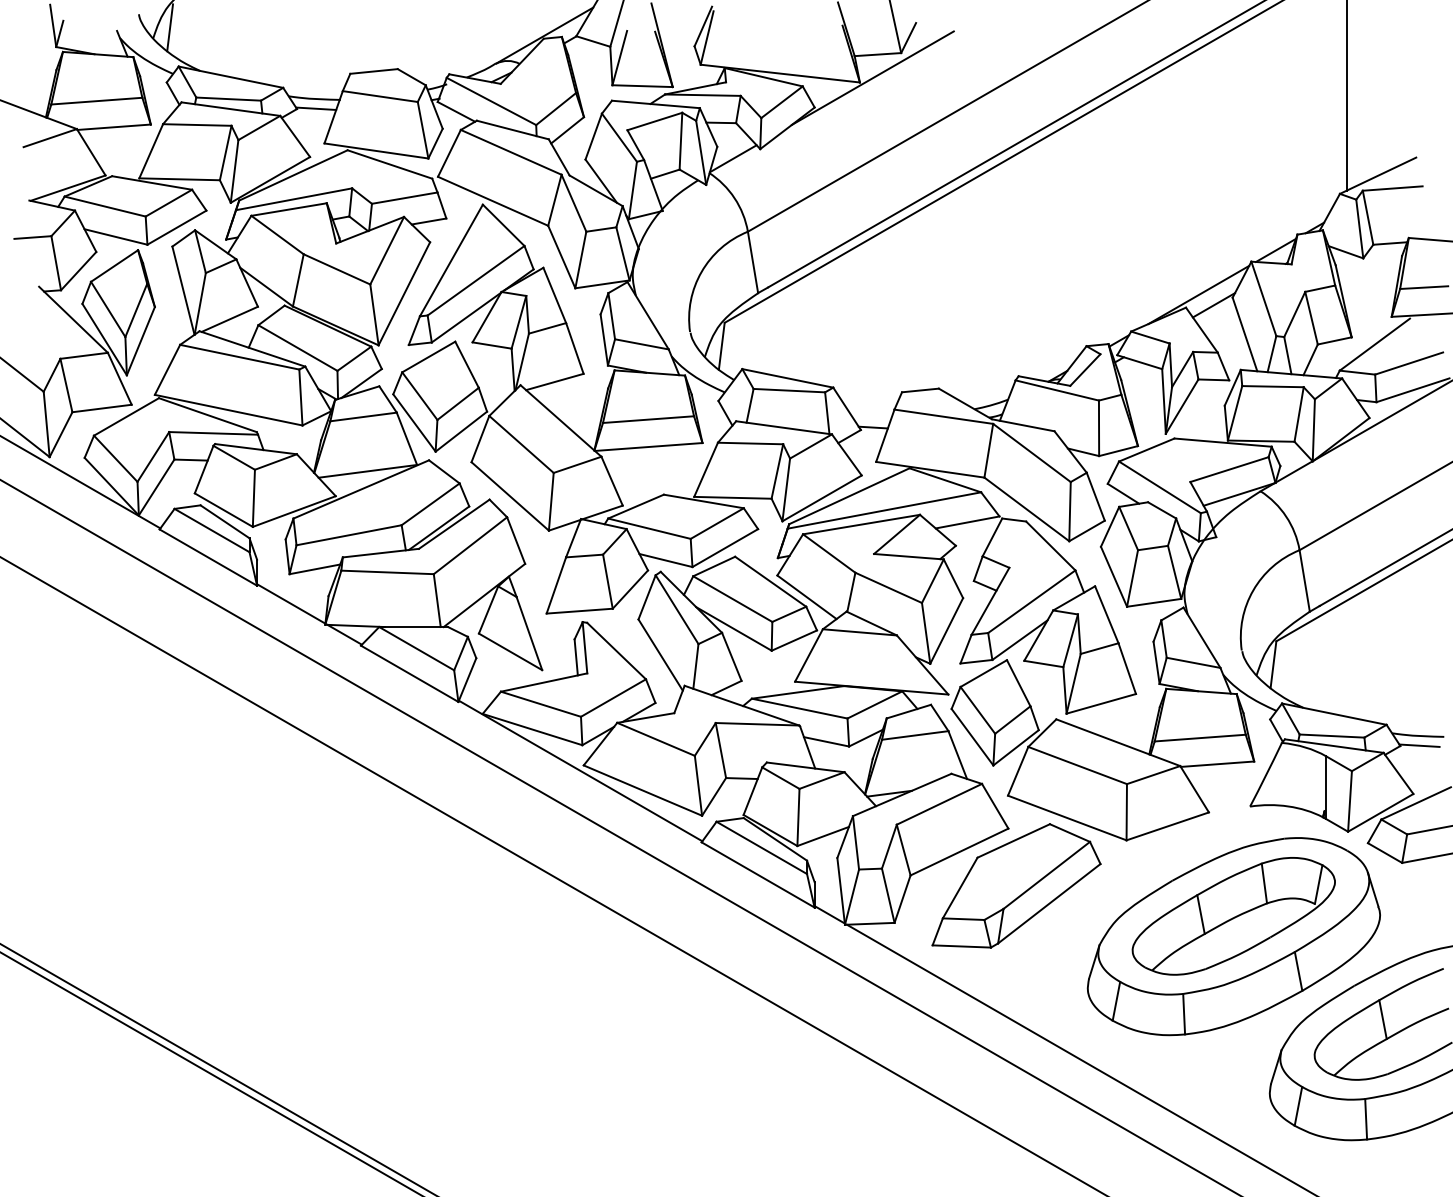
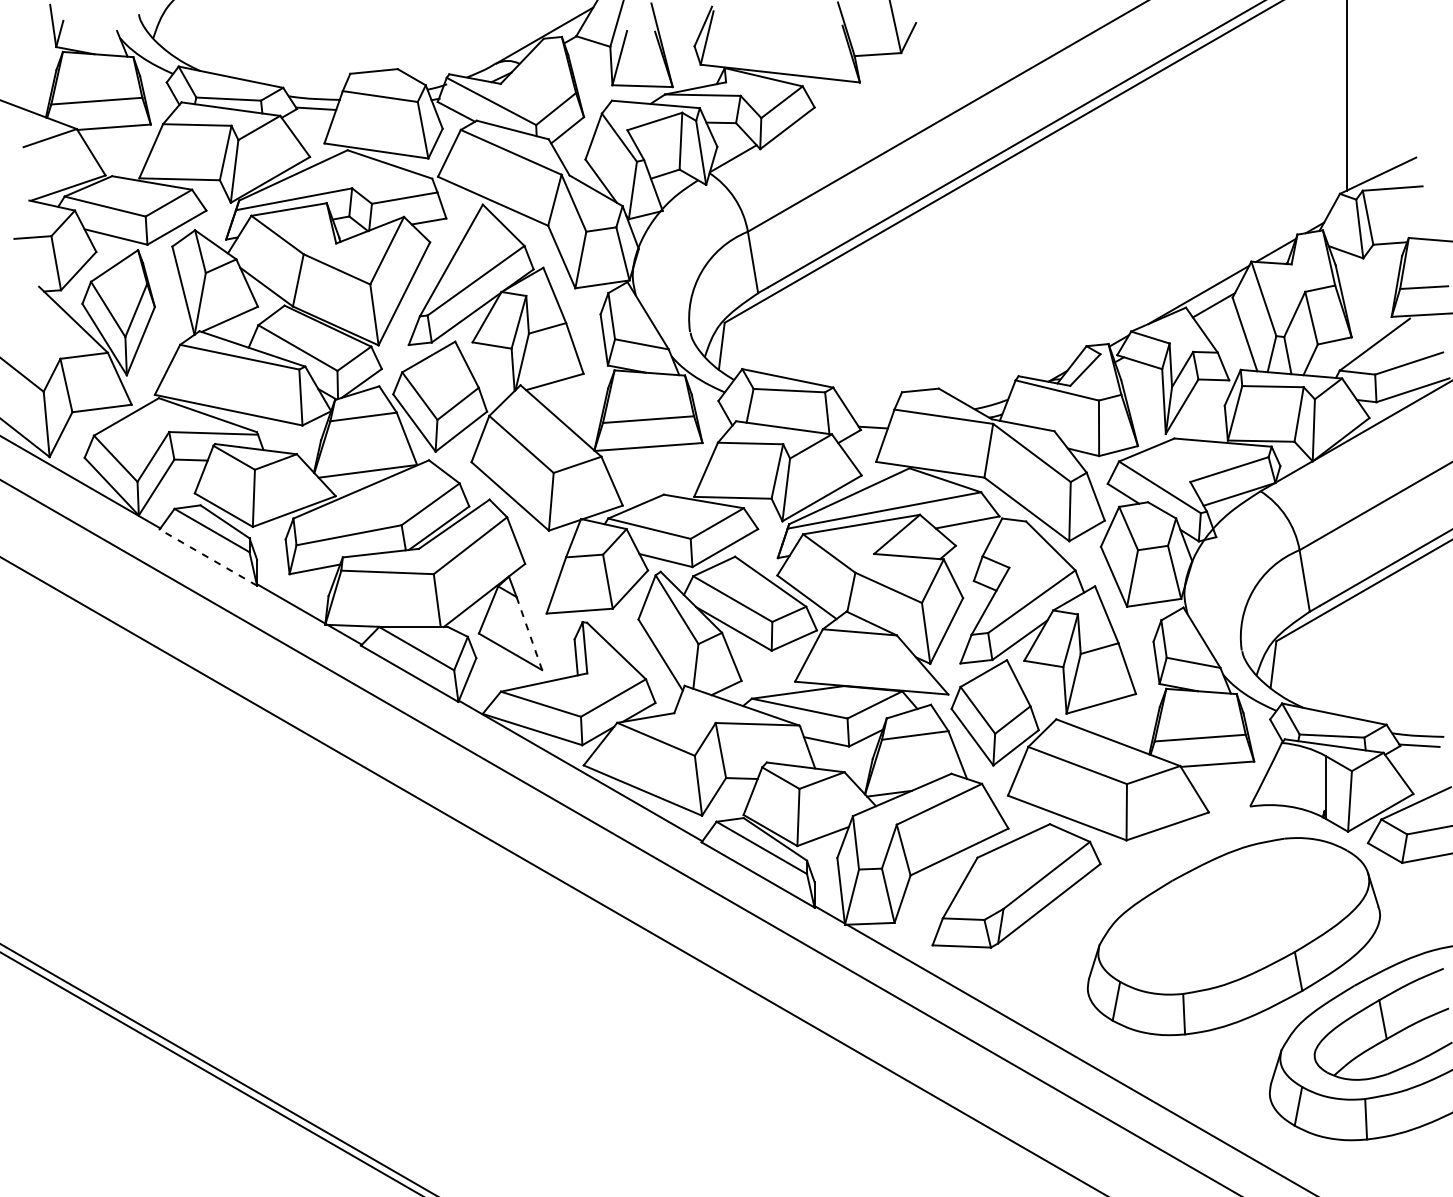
line: present -> none (170, 27)
line: present -> none (872, 77)
line: solid -> dashed (207, 557)
line: solid -> dashed (529, 633)
part: present -> none (1233, 916)
